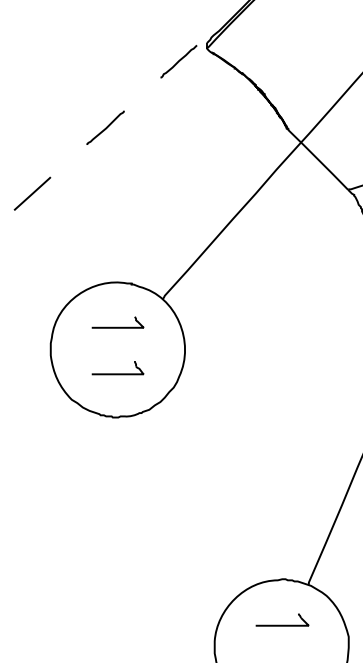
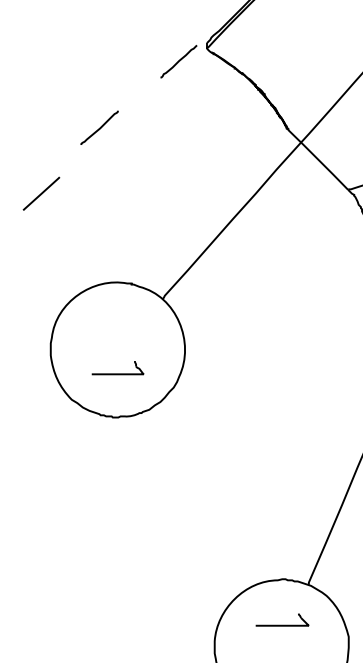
line position: (105, 127) -> (99, 127) (99, 127)
line position: (32, 193) -> (41, 193) (41, 193)
part: present -> none (117, 322)
